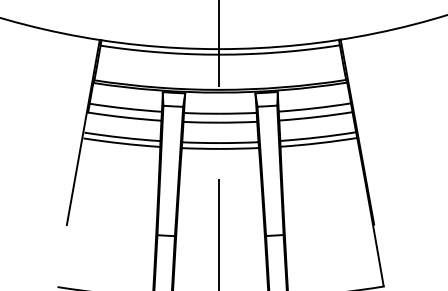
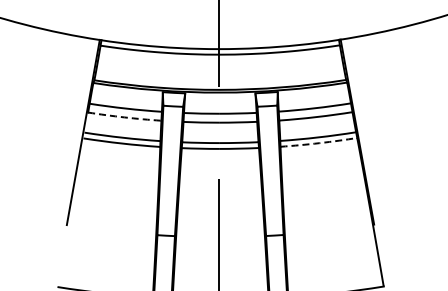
arc: solid -> dashed (124, 117)
arc: solid -> dashed (319, 143)
